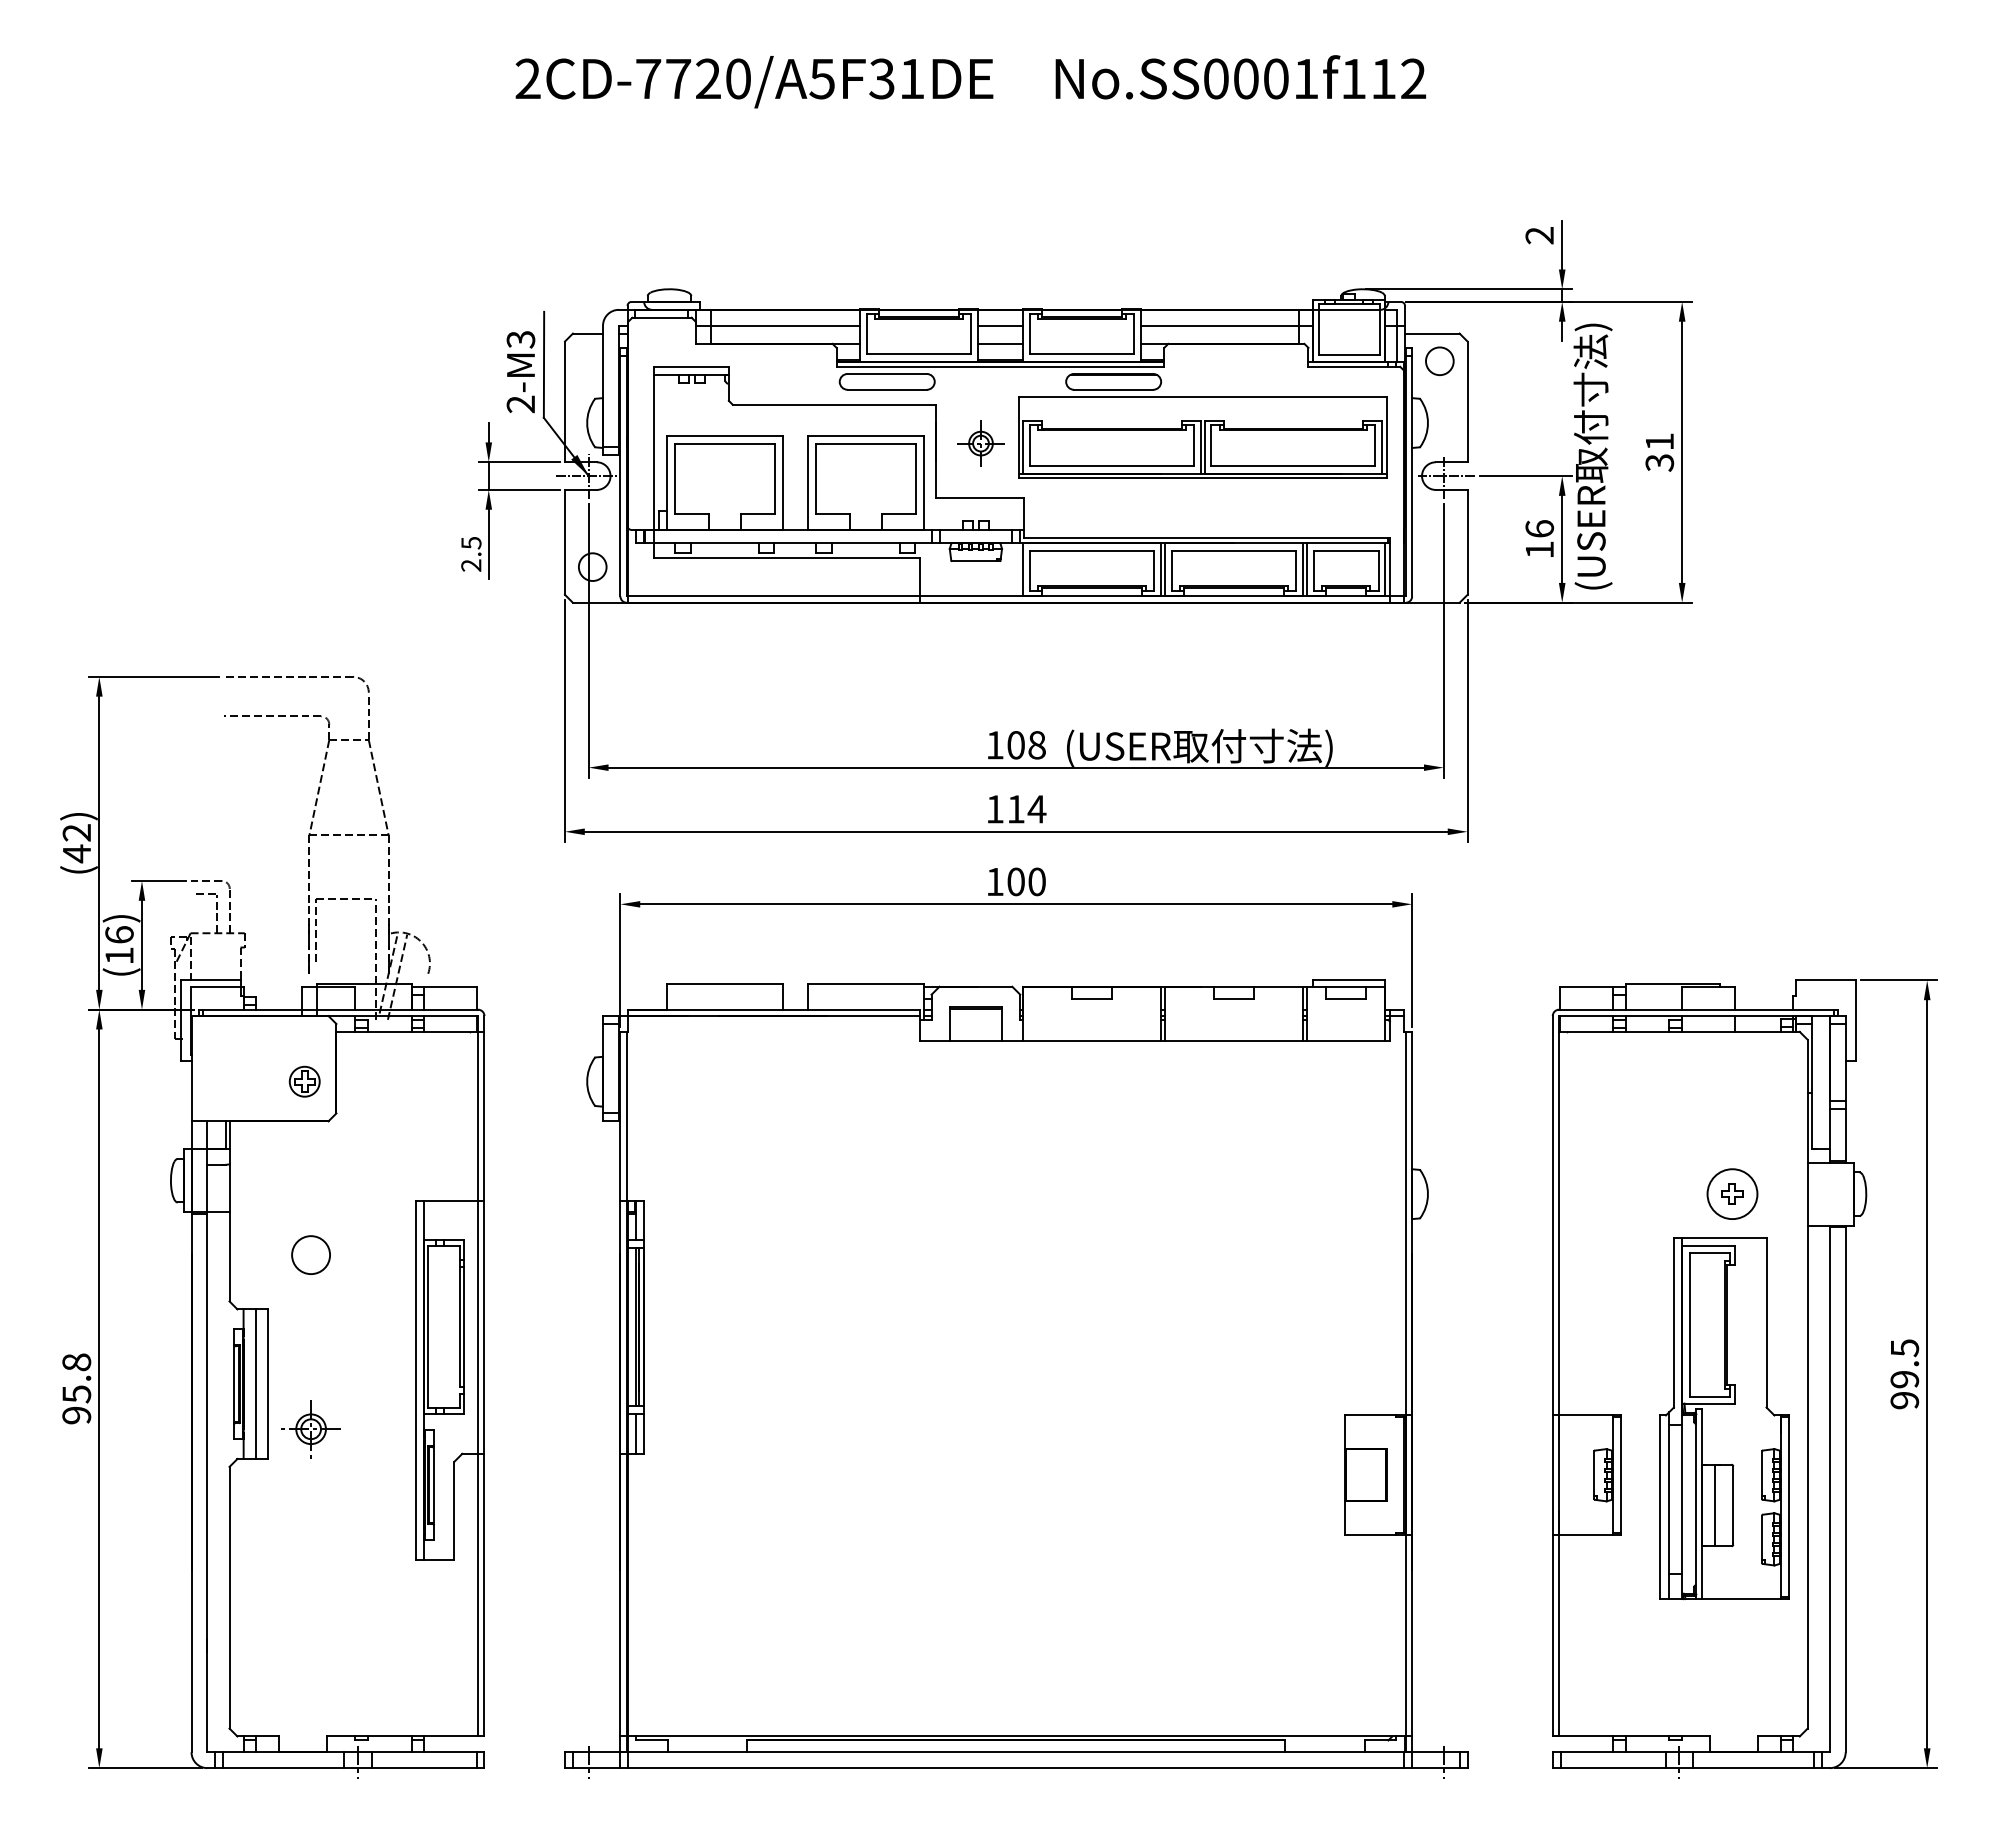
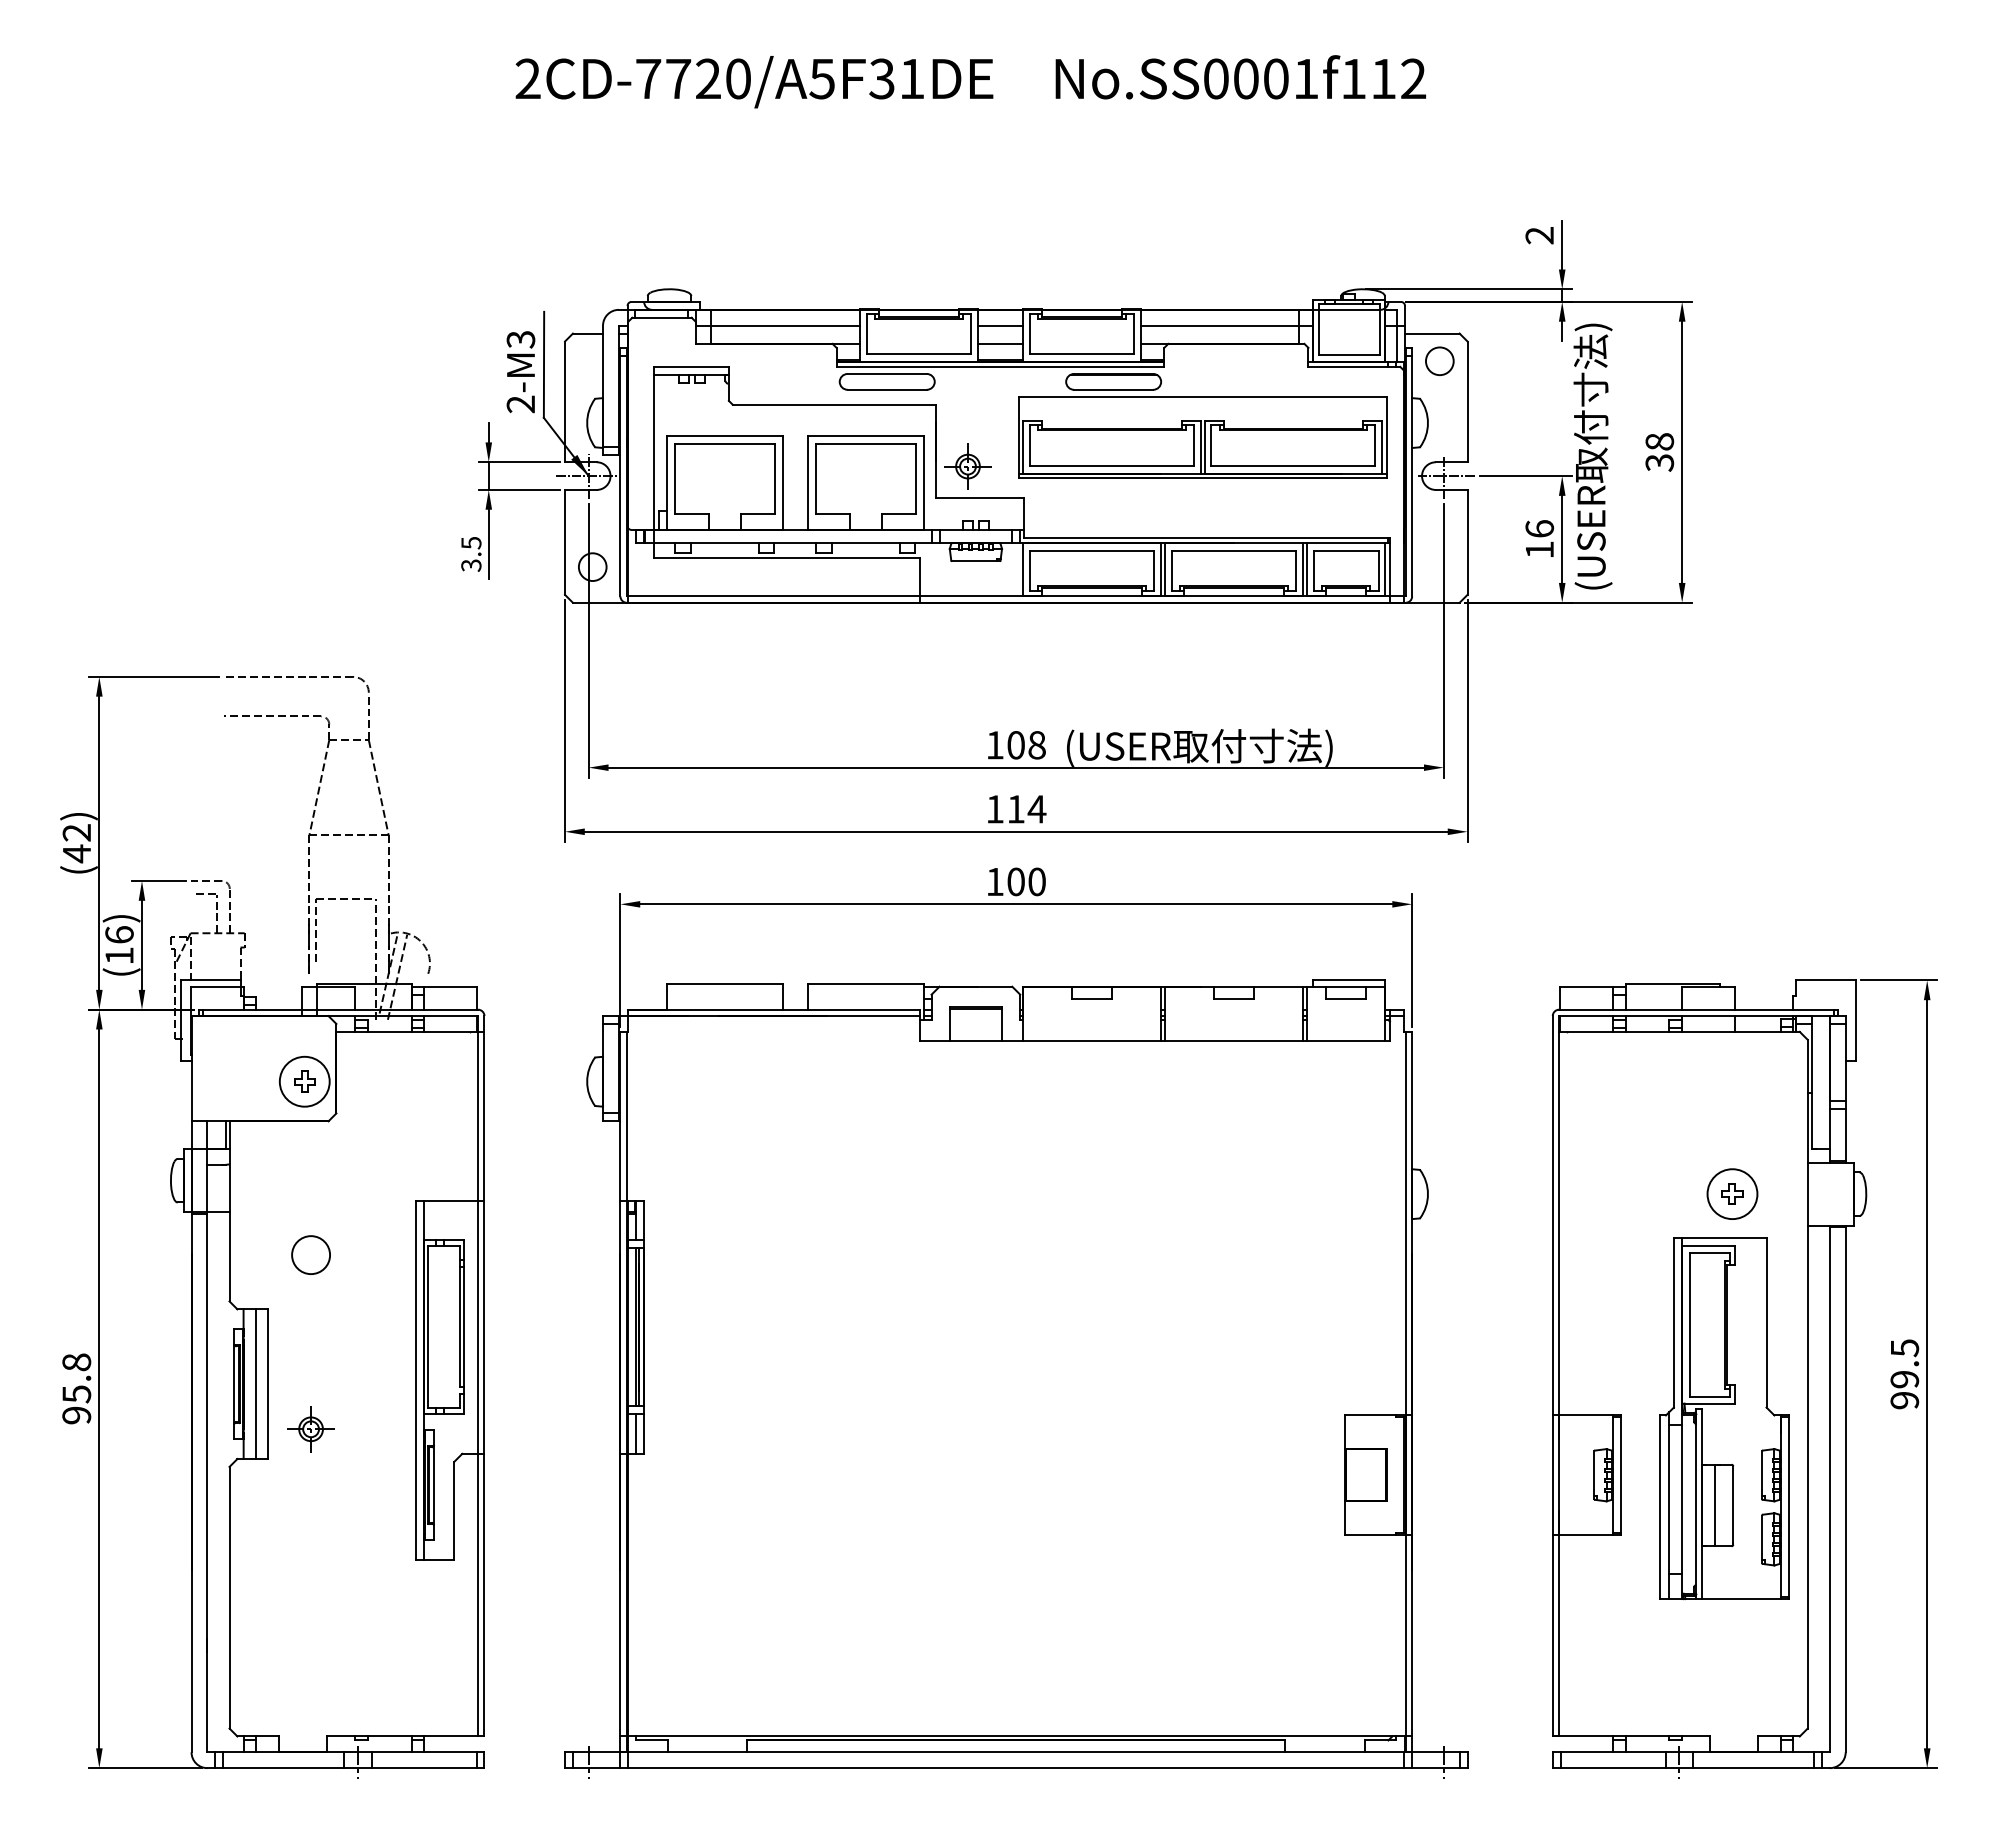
text: 31 -> 38 (1659, 441)
part position: (980, 443) -> (967, 466) (967, 466)
text: 2.5 -> 3.5 (471, 565)
circle diameter: 30 px -> 50 px (304, 1081)
part size: 60x59 px -> 48x47 px (310, 1429)
